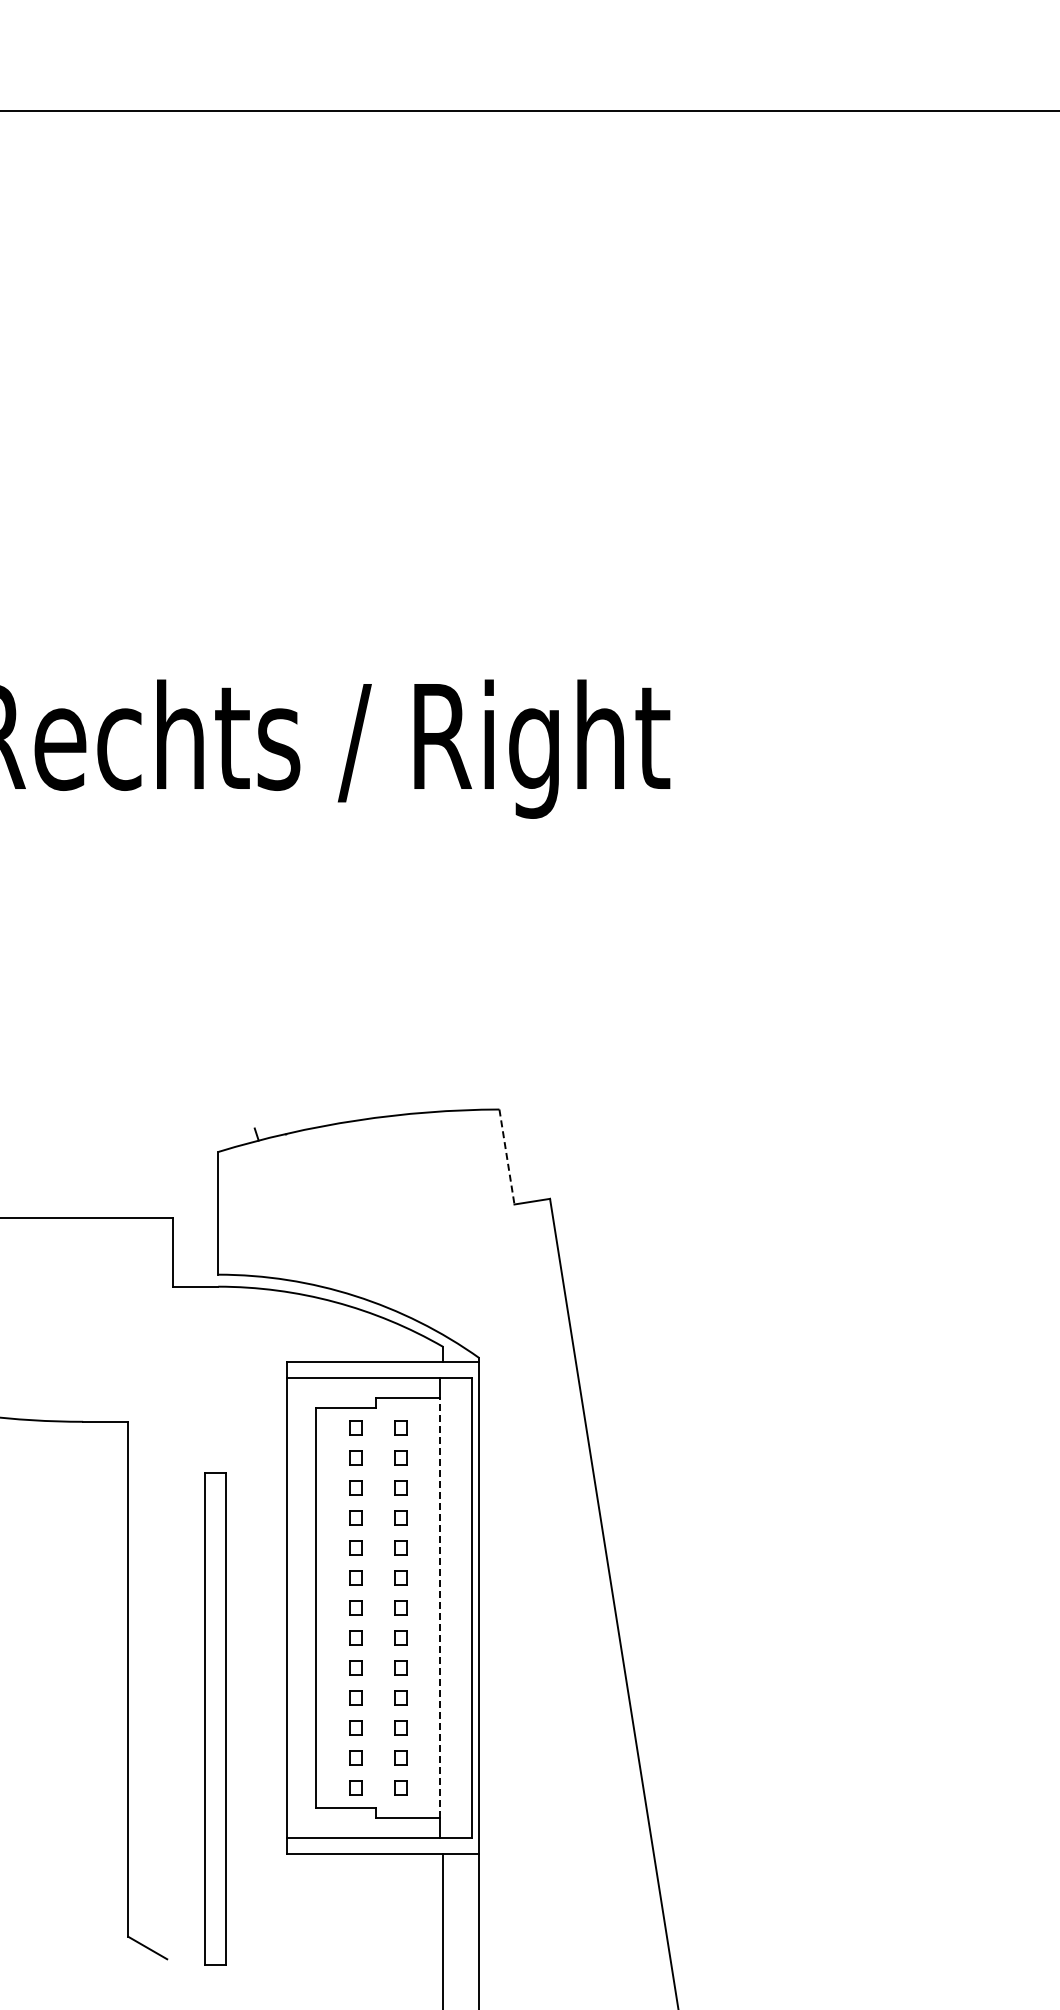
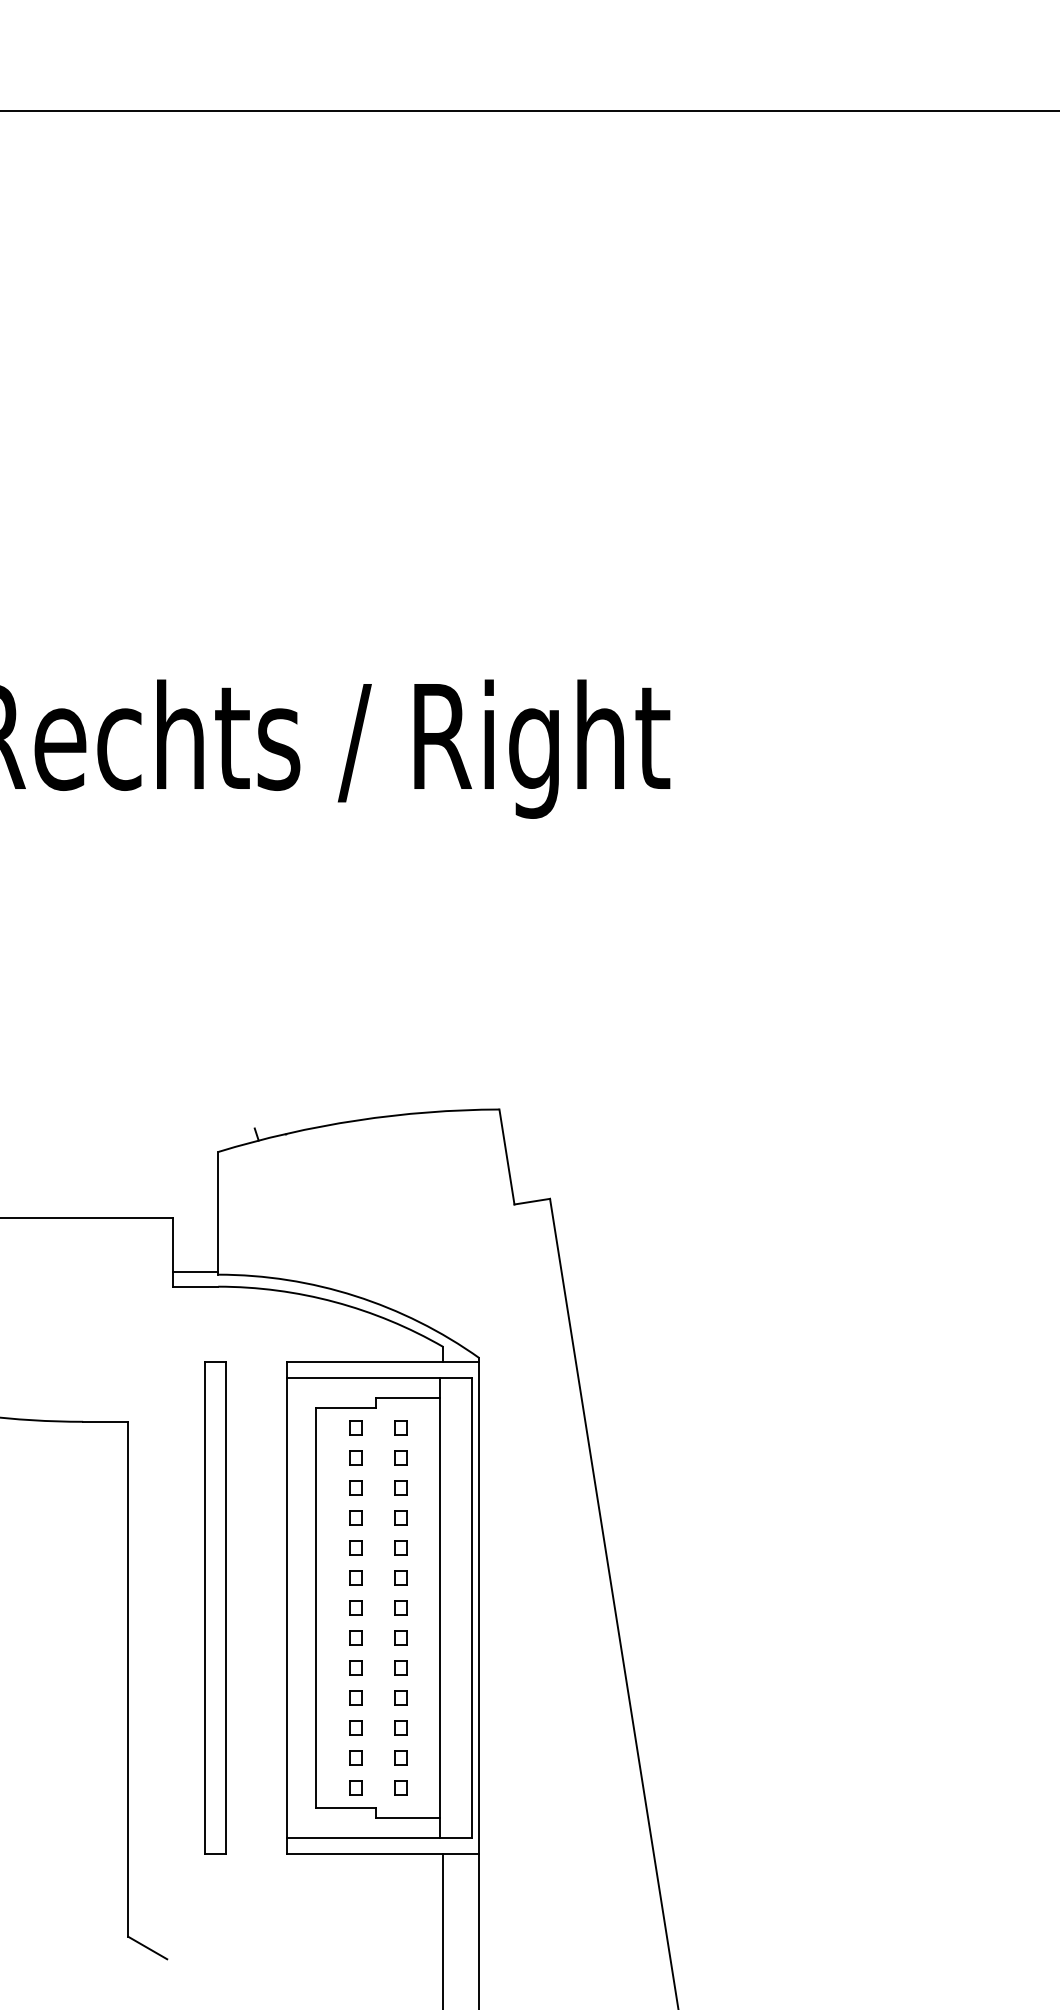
line: dashed -> solid (507, 1157)
line: none -> present (195, 1271)
line: dashed -> solid (440, 1607)
part position: (215, 1718) -> (215, 1607) (215, 1607)
